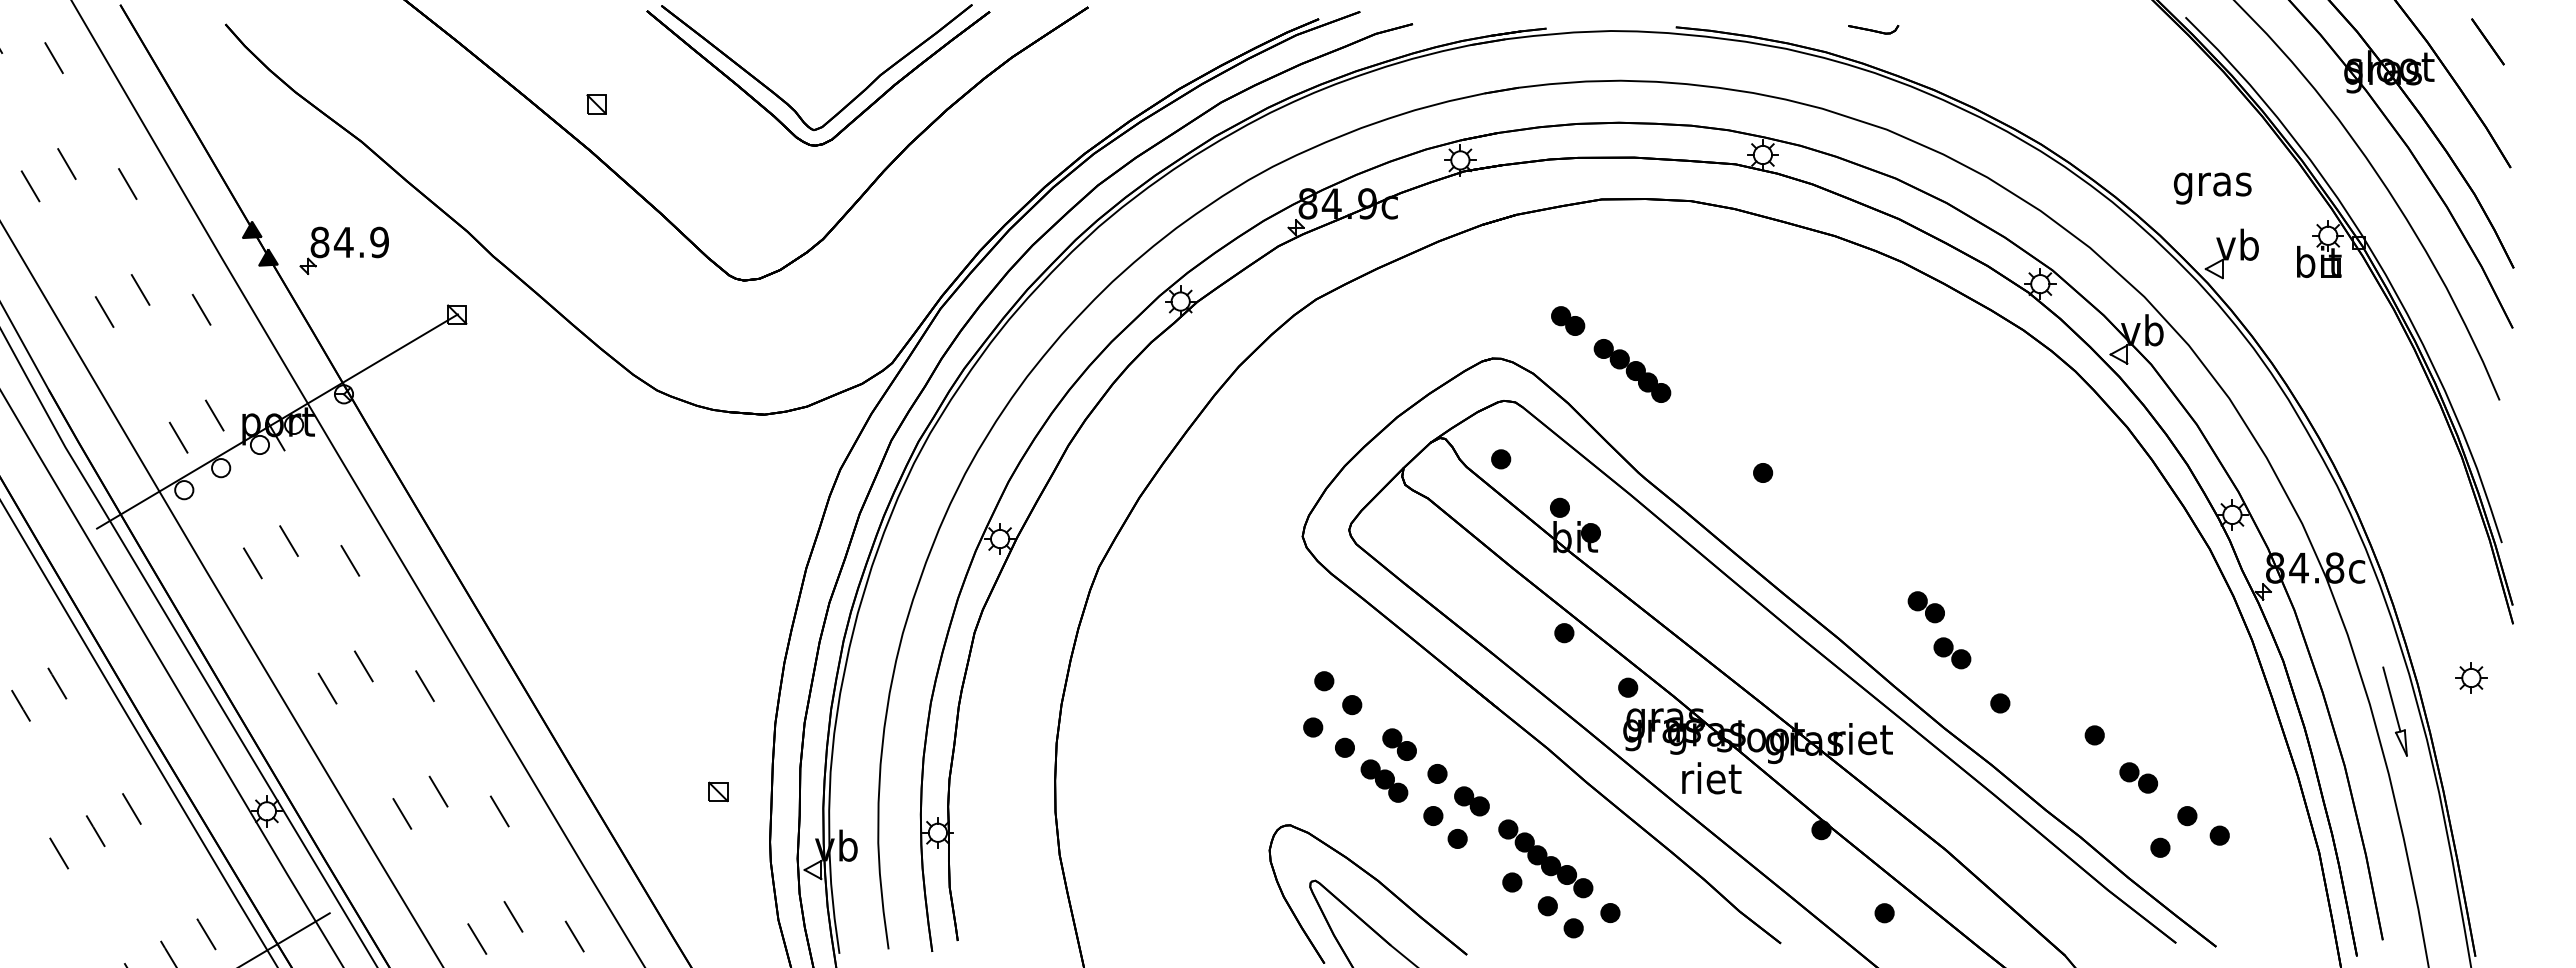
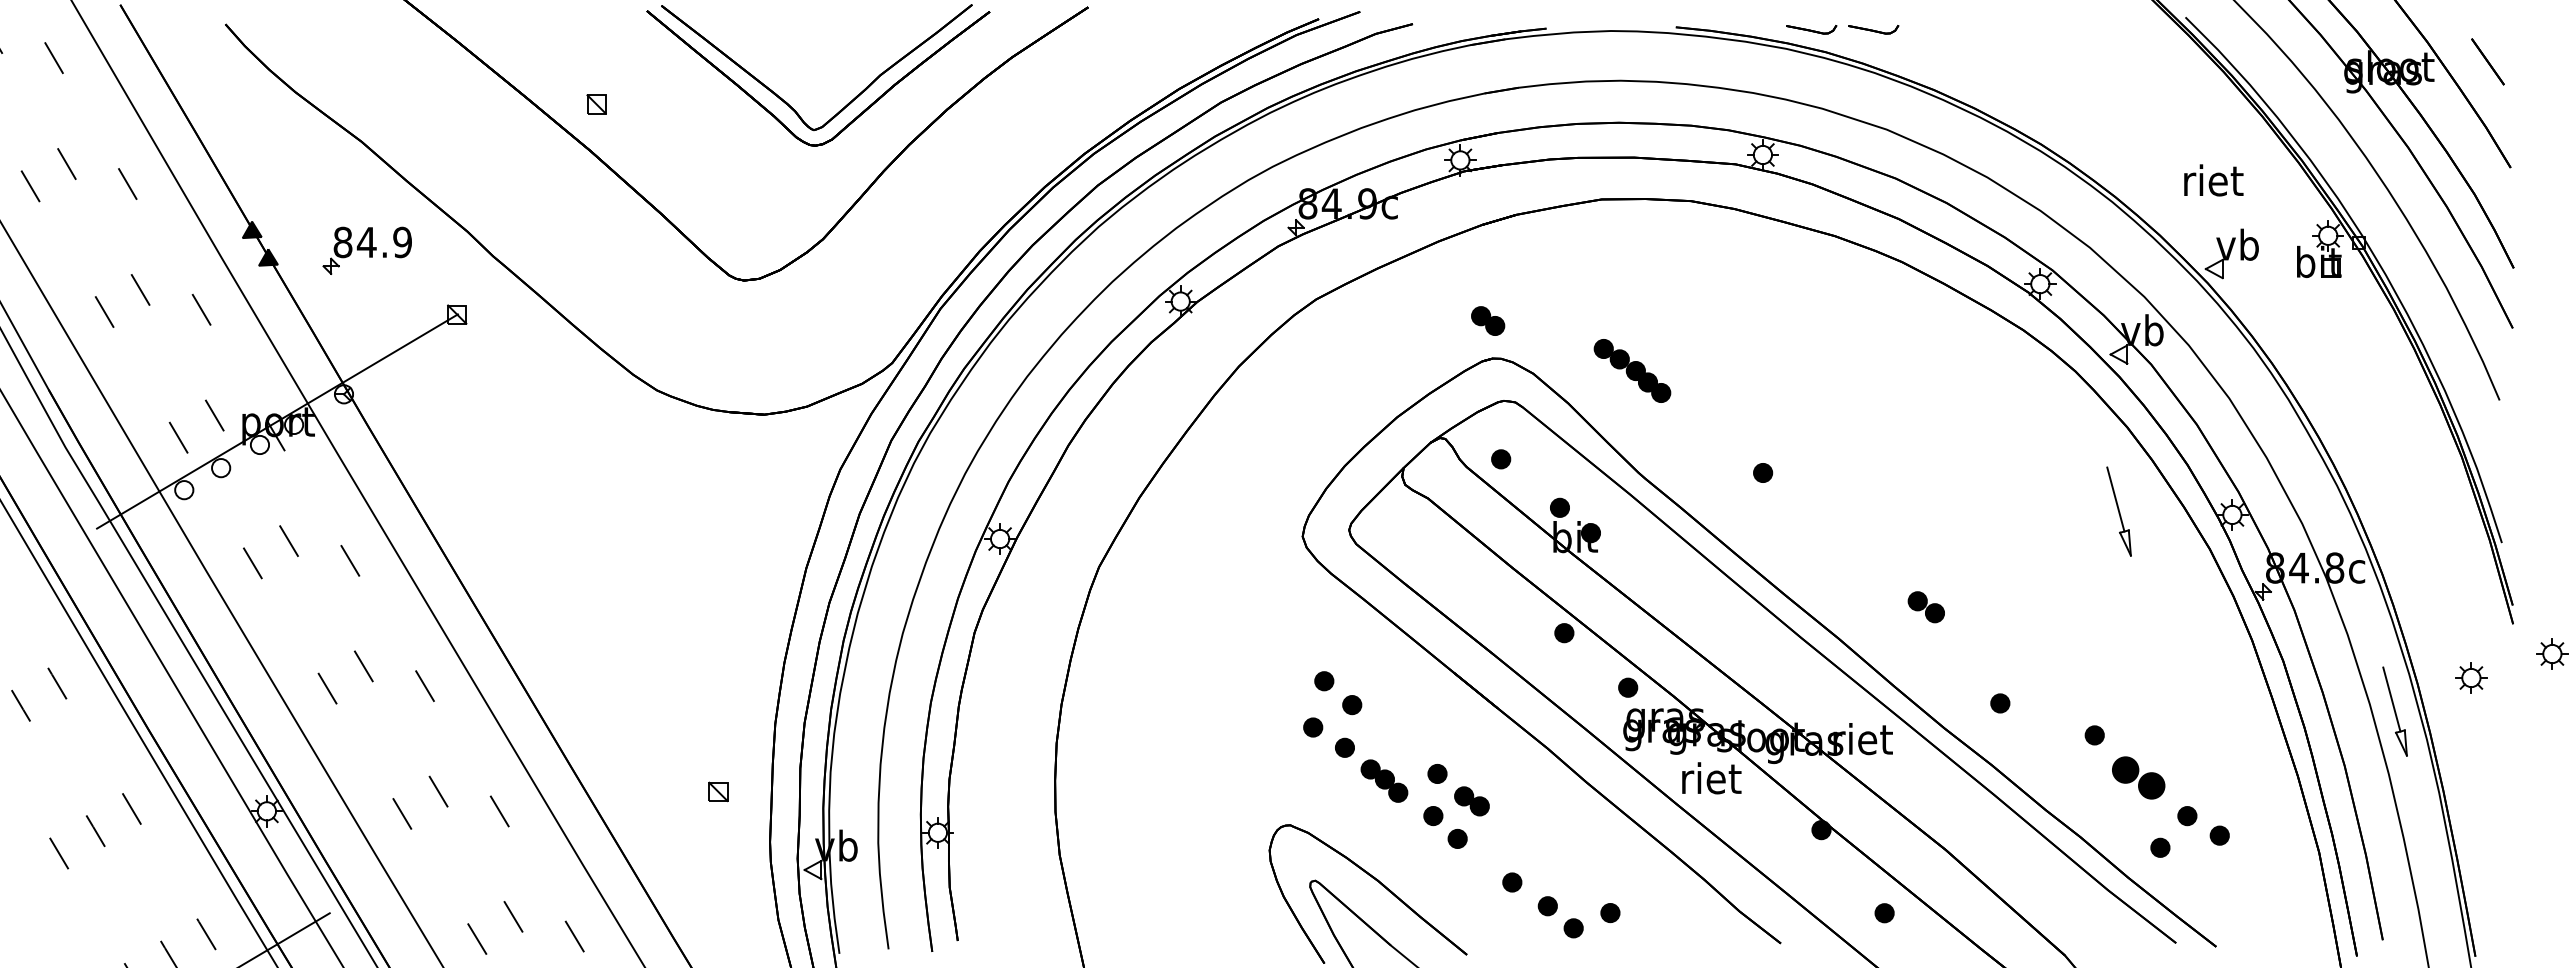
part: none -> present (1811, 29)
line position: (2487, 41) -> (2487, 61) (2487, 61)
text: gras -> riet (2212, 184)
part position: (343, 250) -> (366, 250) (366, 250)
part position: (1568, 320) -> (1488, 320) (1488, 320)
part: none -> present (2118, 511)
part: present -> none (1952, 653)
part: none -> present (2552, 653)
part: present -> none (1399, 744)
part size: 40x32 px -> 54x44 px (2138, 777)
part: present -> none (1545, 858)
